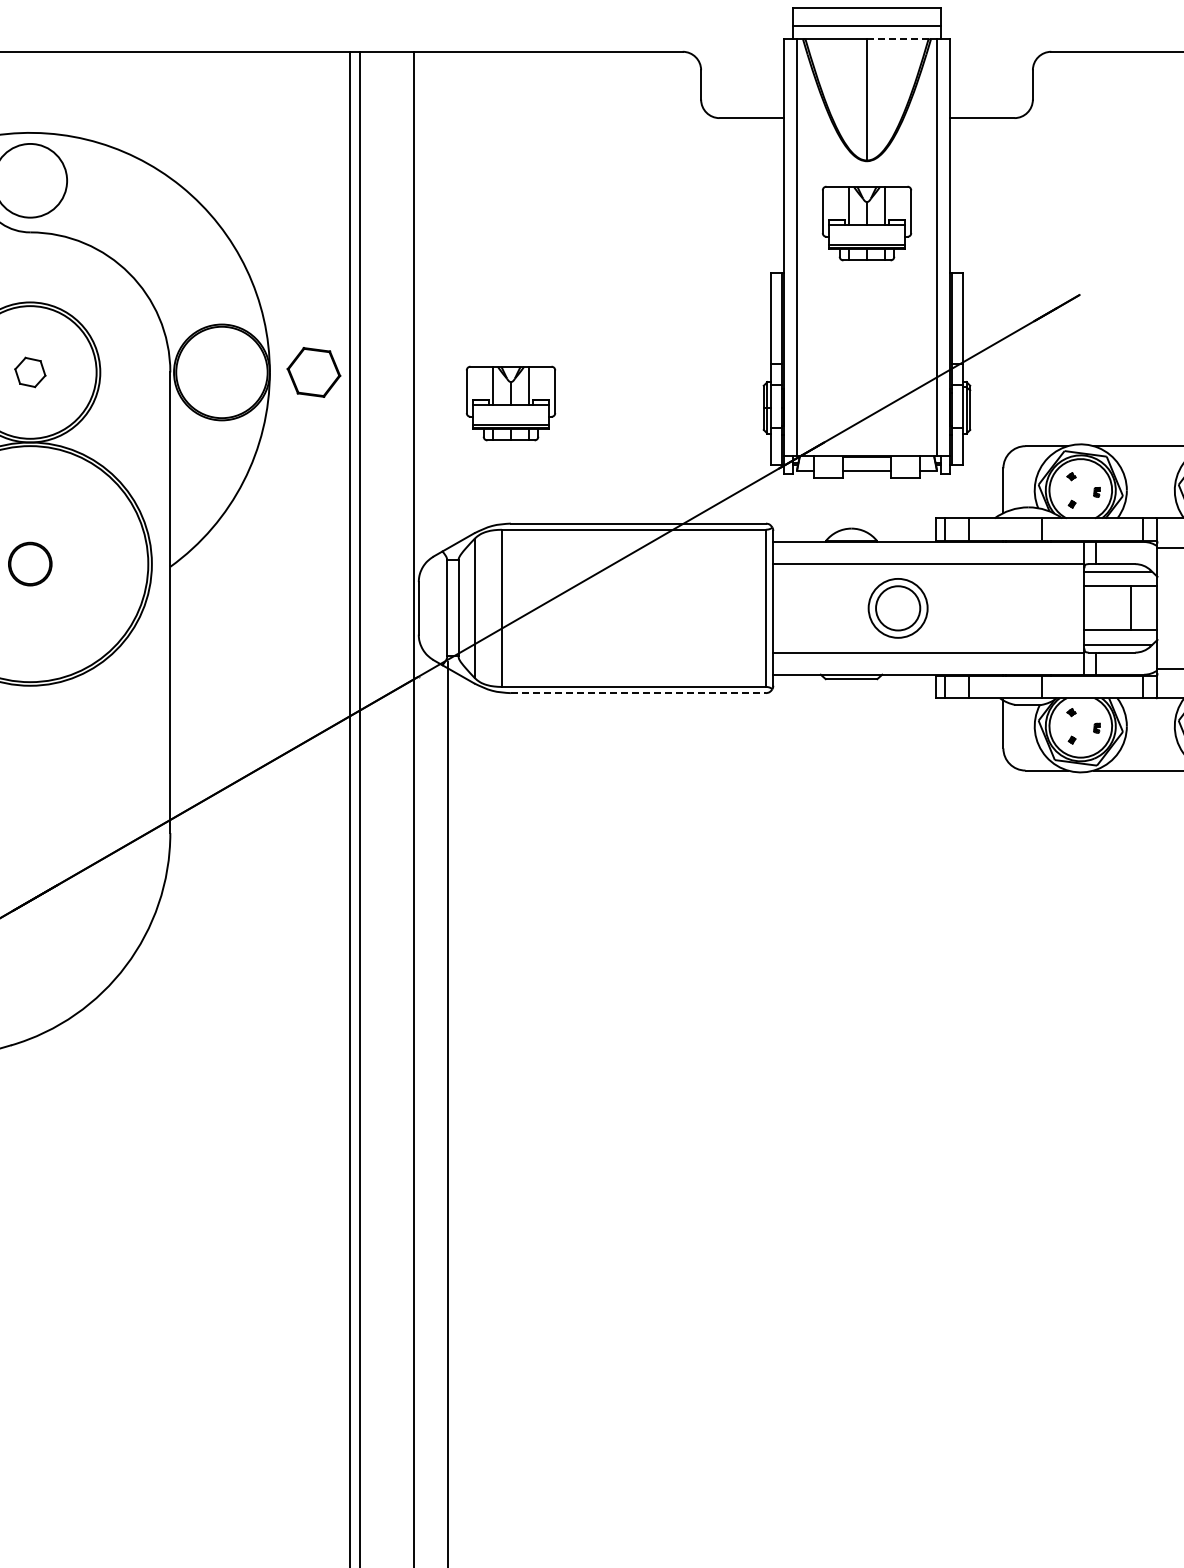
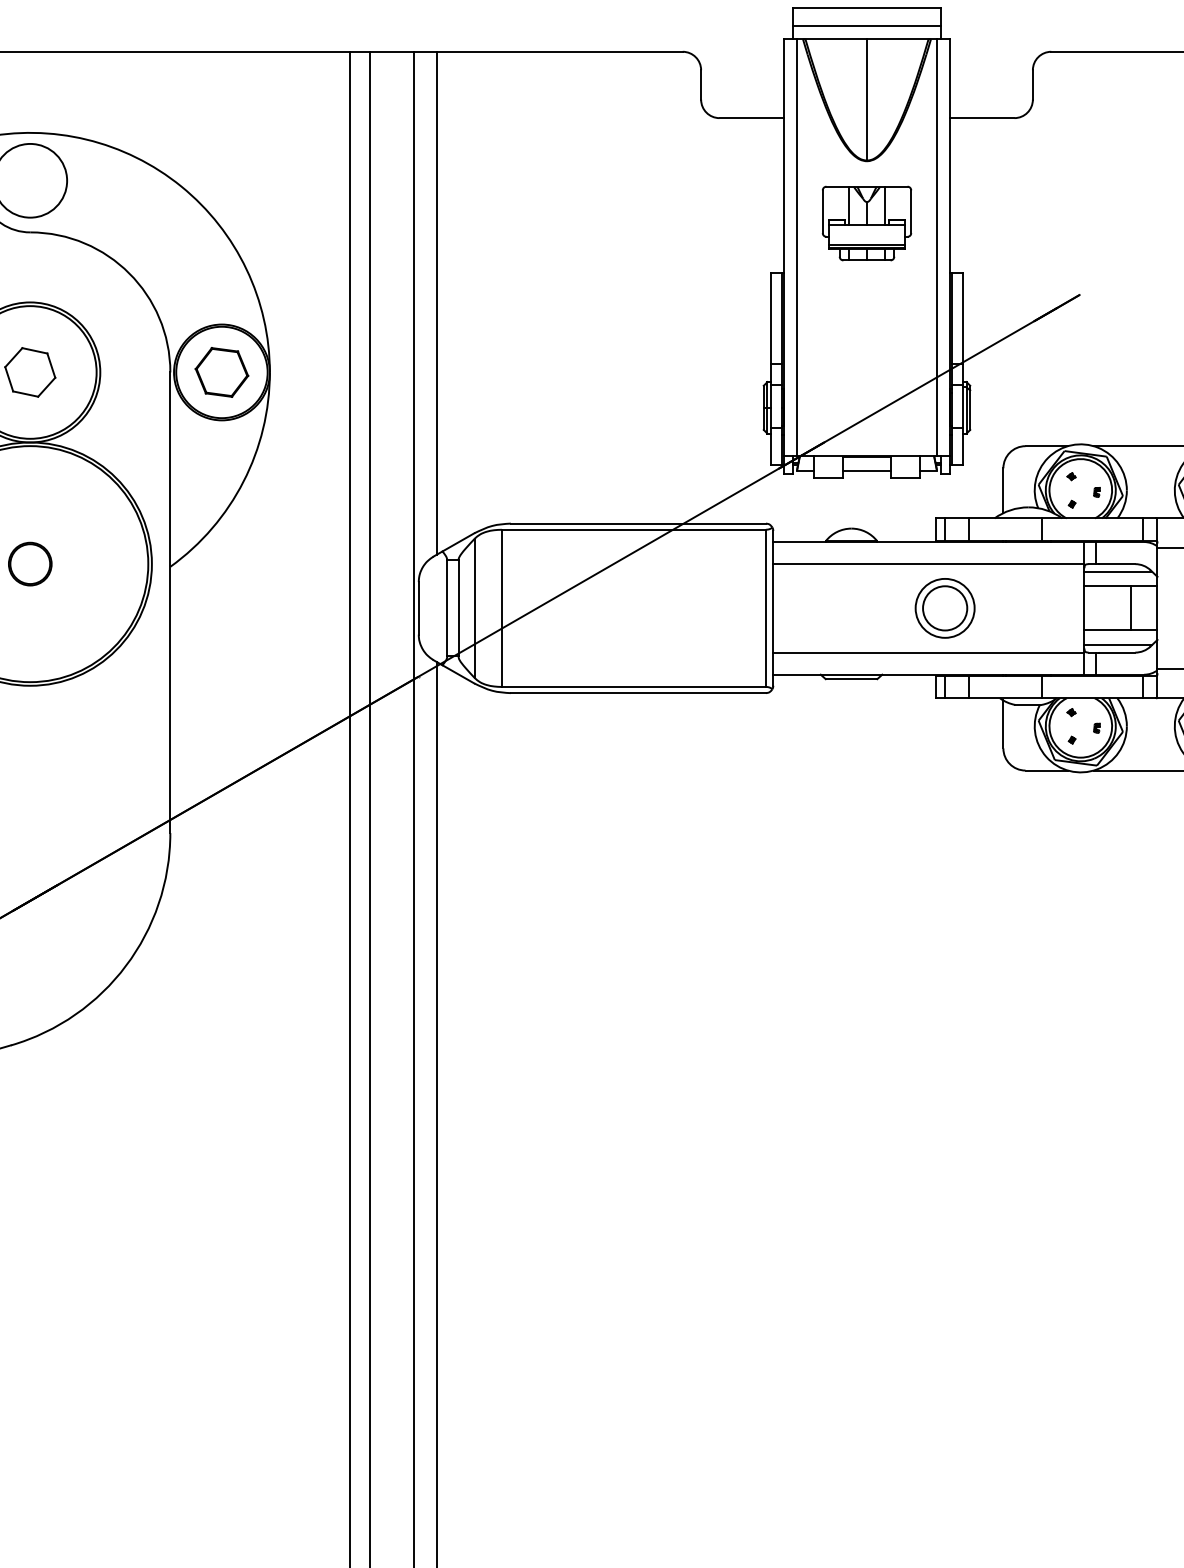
line: dashed -> solid (897, 39)
line: none -> present (436, 302)
part size: 33x33 px -> 53x51 px (30, 372)
part position: (313, 372) -> (221, 372) (221, 372)
part: present -> none (511, 403)
part position: (897, 608) -> (944, 608) (944, 608)
line: dashed -> solid (638, 693)
line position: (360, 807) -> (370, 807) (370, 807)
line position: (447, 1113) -> (436, 1113) (436, 1113)
